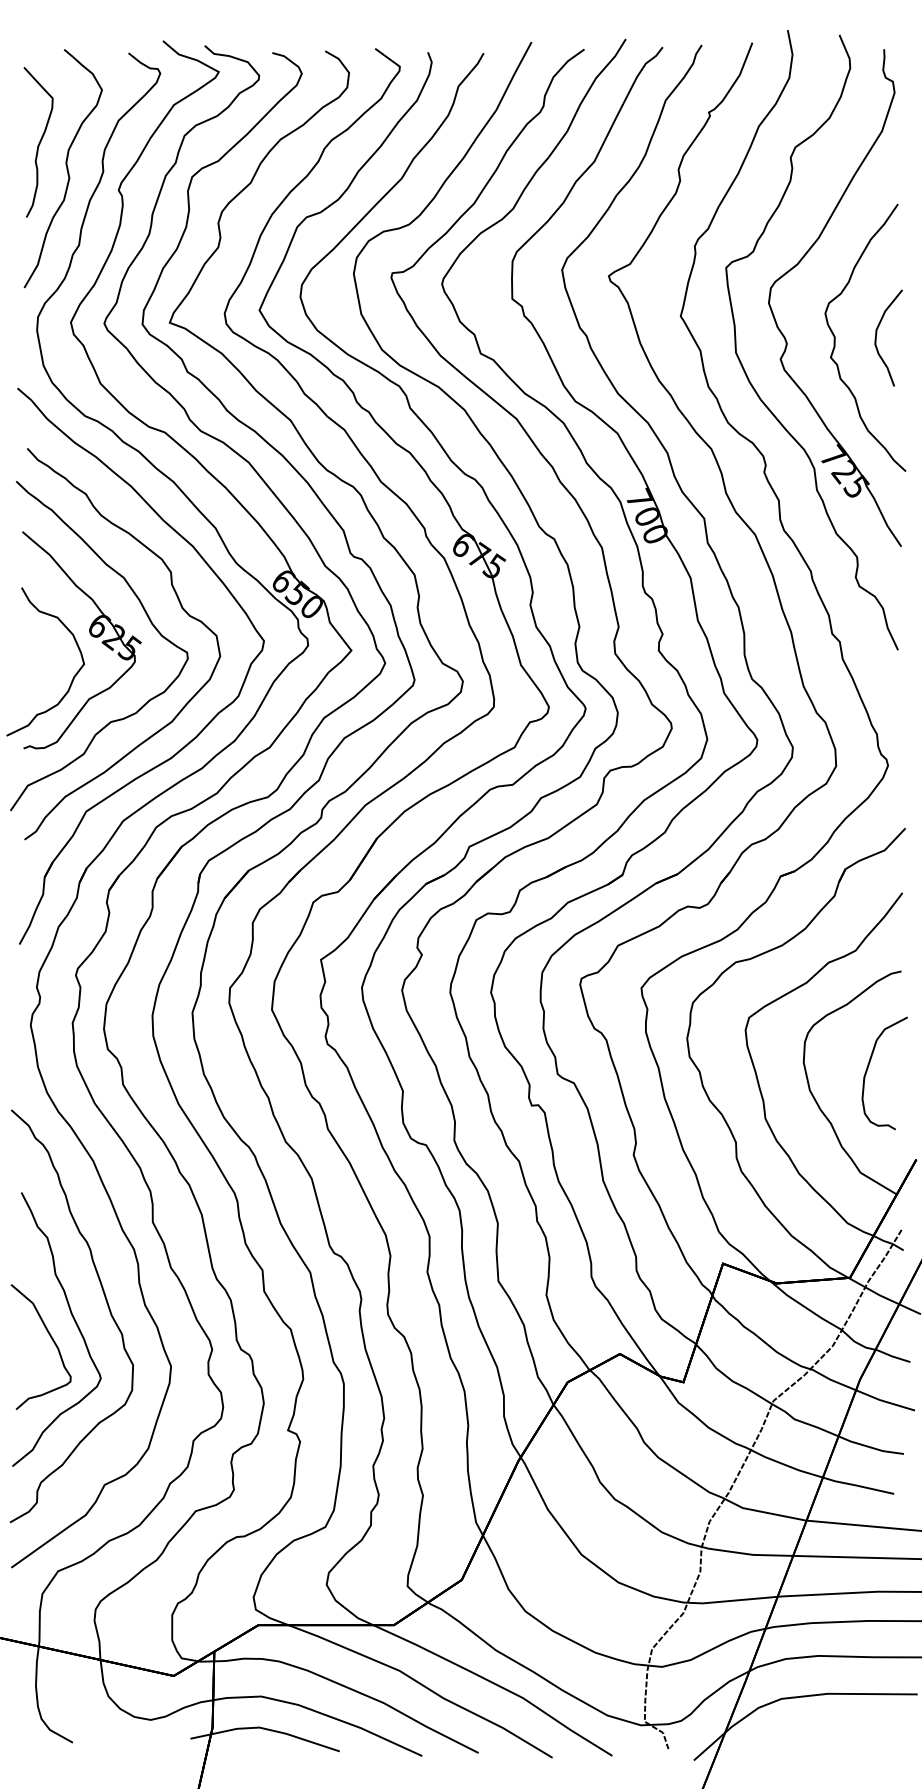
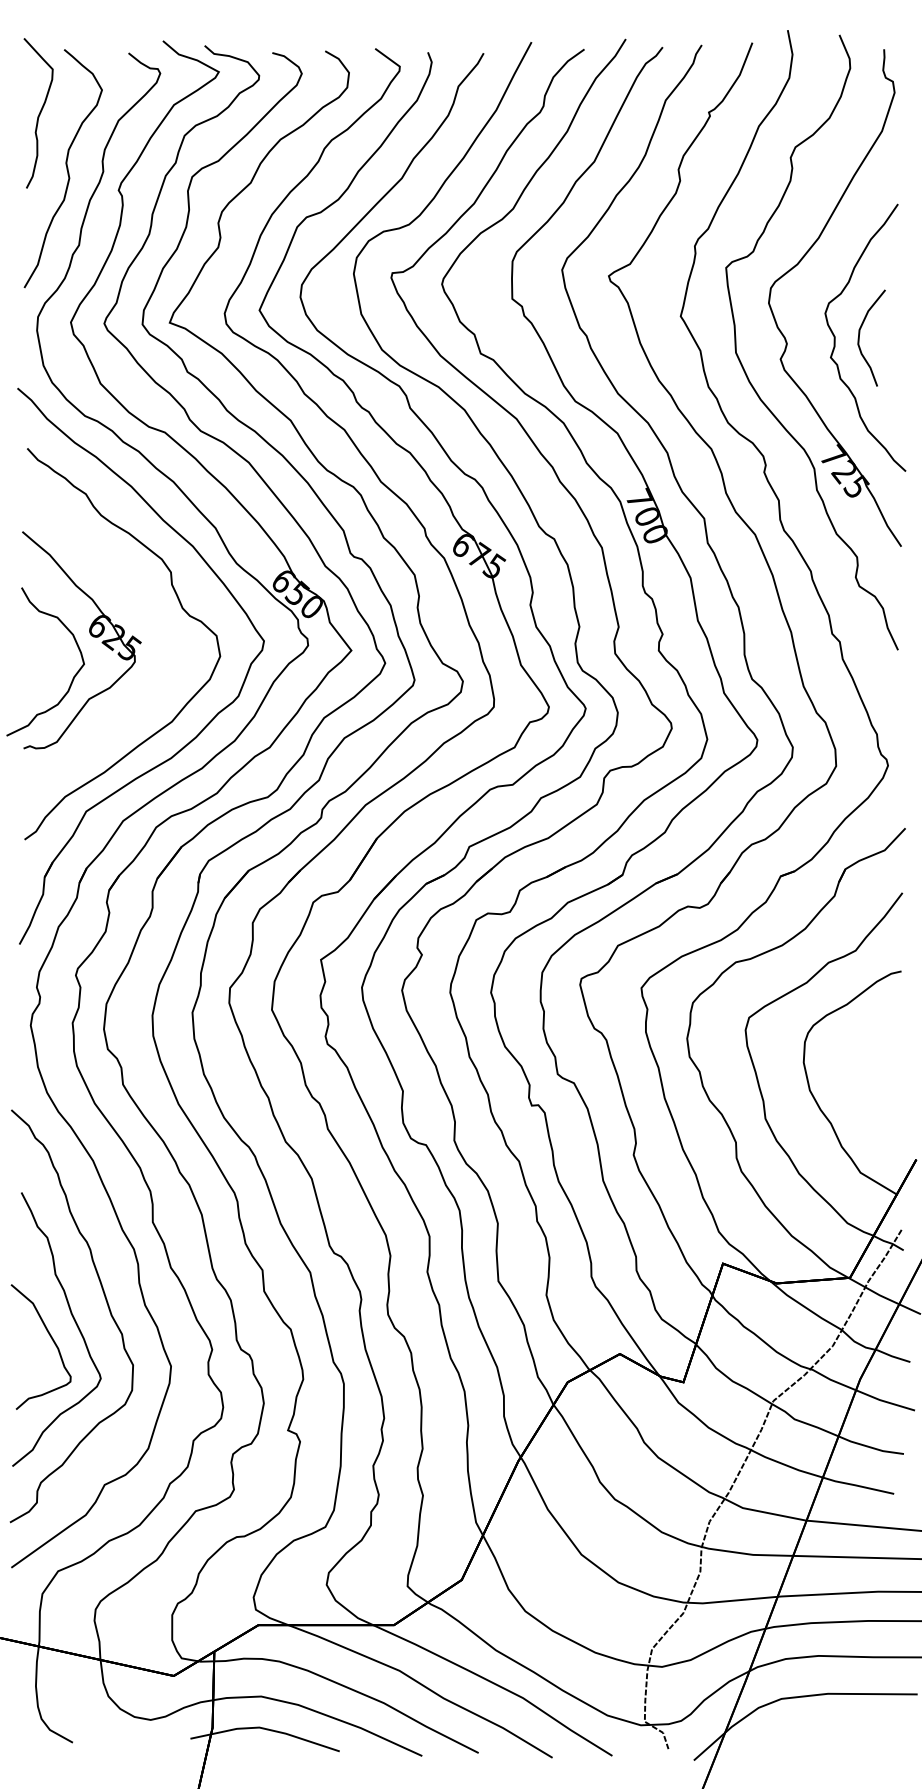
curve position: (39, 142) -> (39, 113) (39, 113)
curve position: (877, 333) -> (860, 333) (860, 333)
curve: present -> none (149, 621)
curve: present -> none (868, 1068)
